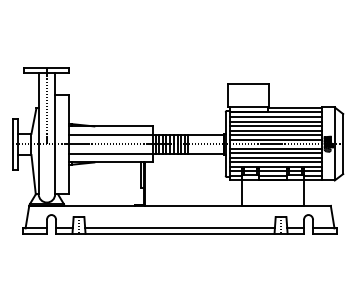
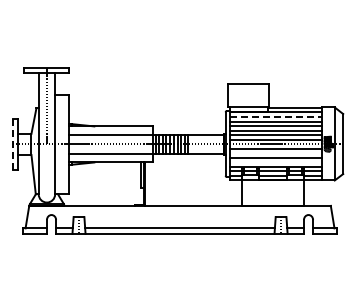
line: solid -> dashed (276, 117)
line: solid -> dashed (12, 144)
line: present -> none (275, 153)
line: present -> none (275, 162)
